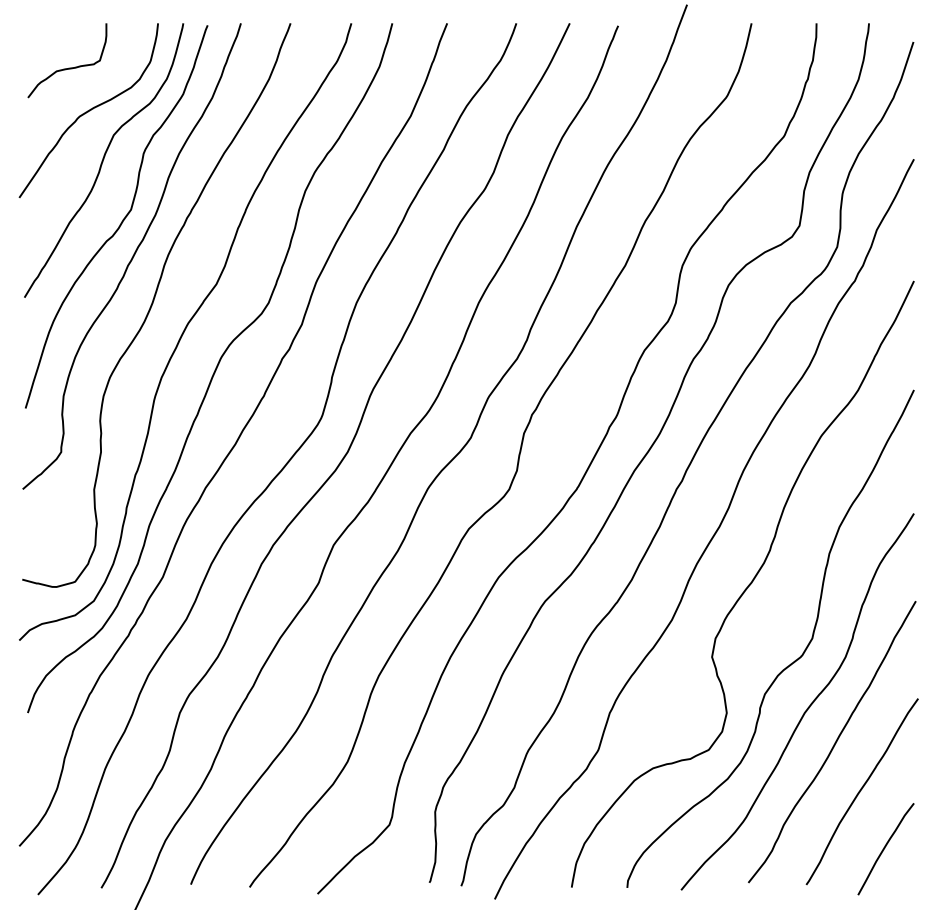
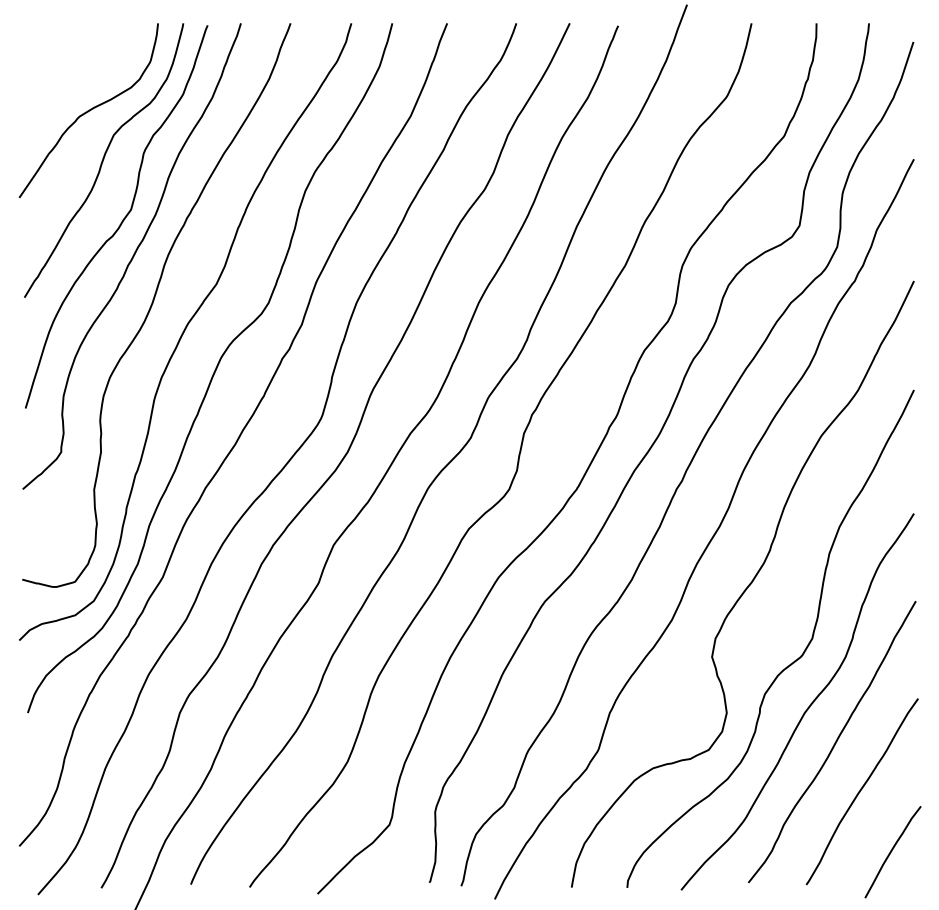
curve: present -> none (68, 67)
curve position: (885, 848) -> (892, 851) (892, 851)
